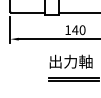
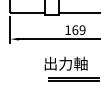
text: 140 -> 169 (78, 30)
text position: (70, 61) -> (65, 63) (65, 63)
